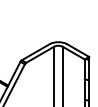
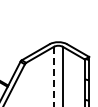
line: solid -> dashed (54, 76)
